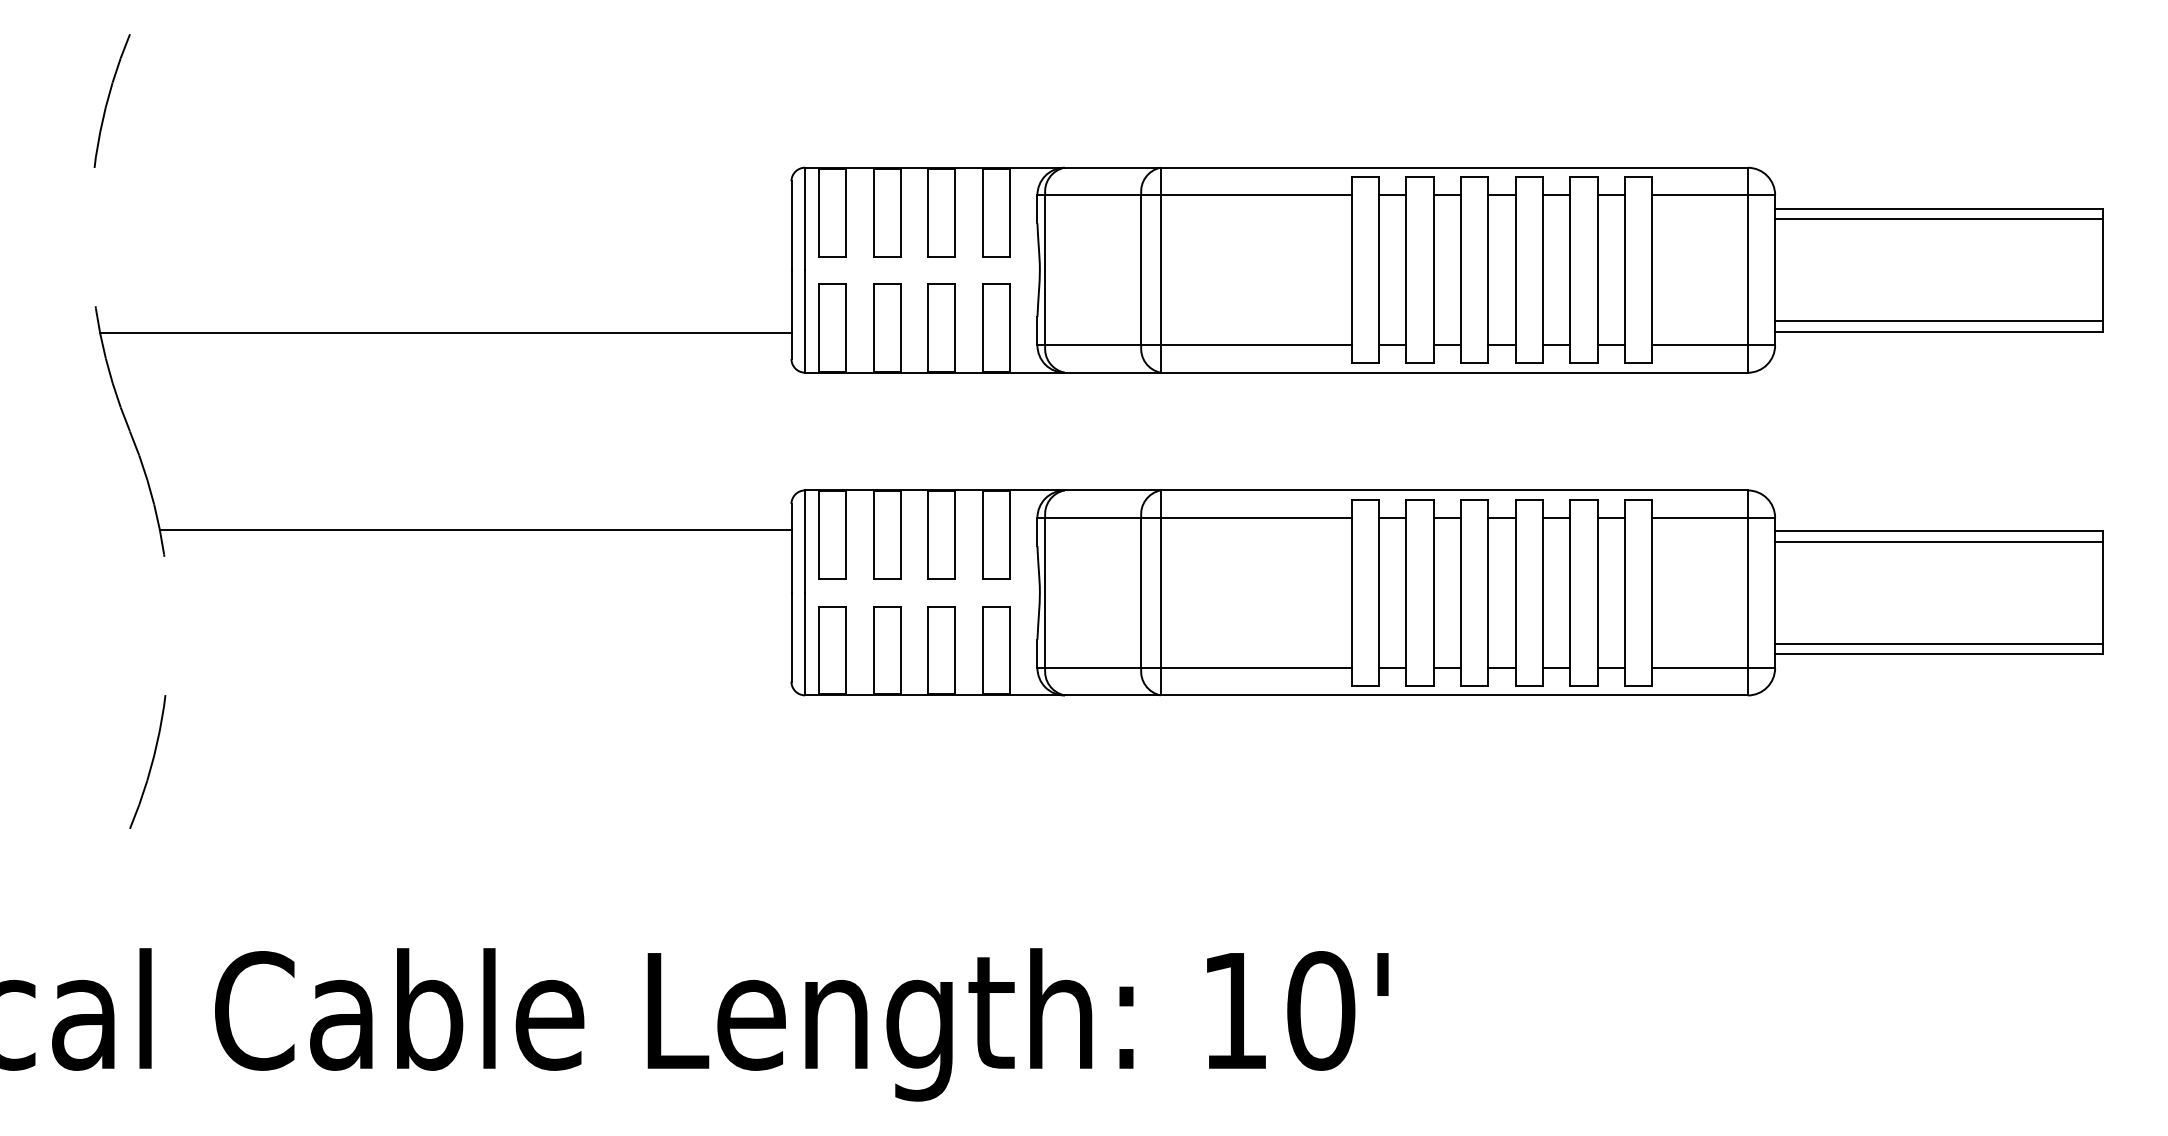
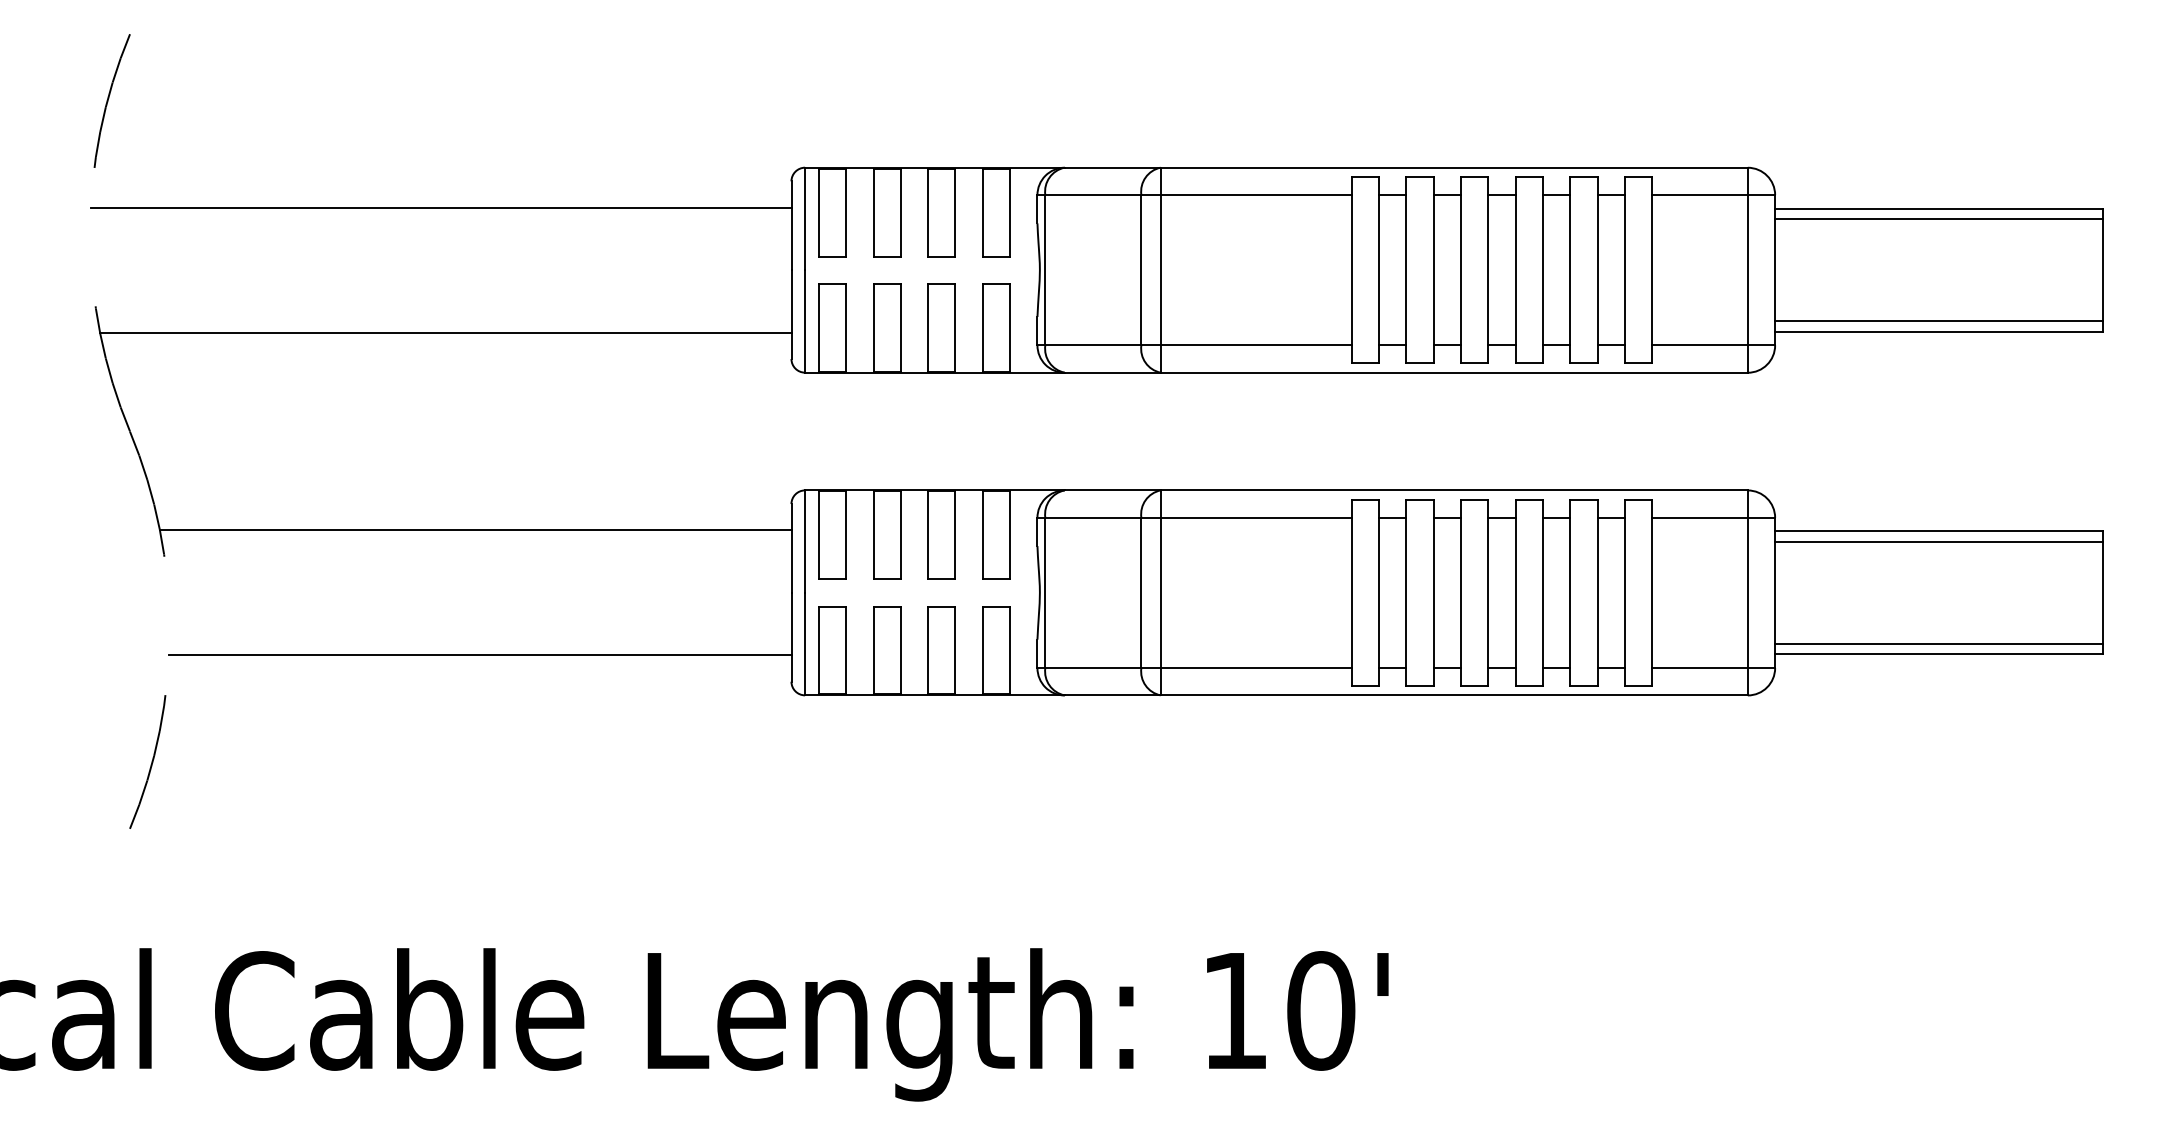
line: none -> present (441, 207)
line: none -> present (480, 655)
